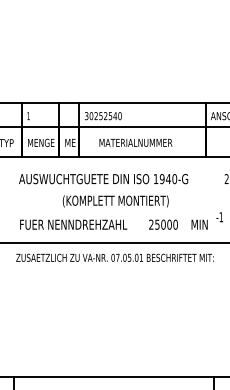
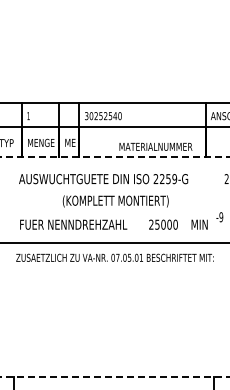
text position: (135, 142) -> (155, 146) (155, 146)
line: solid -> dashed (115, 157)
text: 1940-G -> 2259-G (164, 179)
text: -1 -> -9 (221, 217)
line: solid -> dashed (115, 376)
